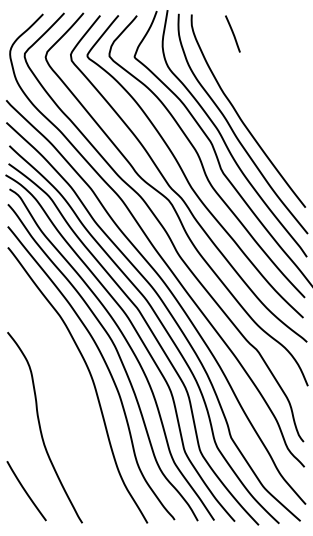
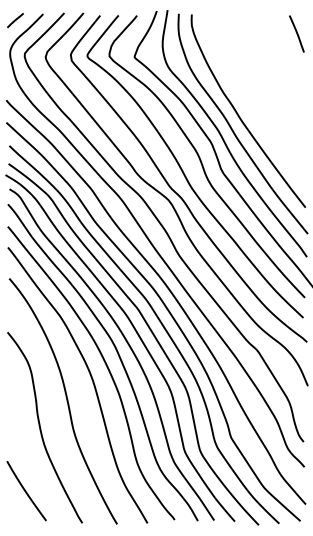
line: none -> present (15, 20)
line position: (232, 33) -> (296, 33) (296, 33)
curve: none -> present (66, 401)
